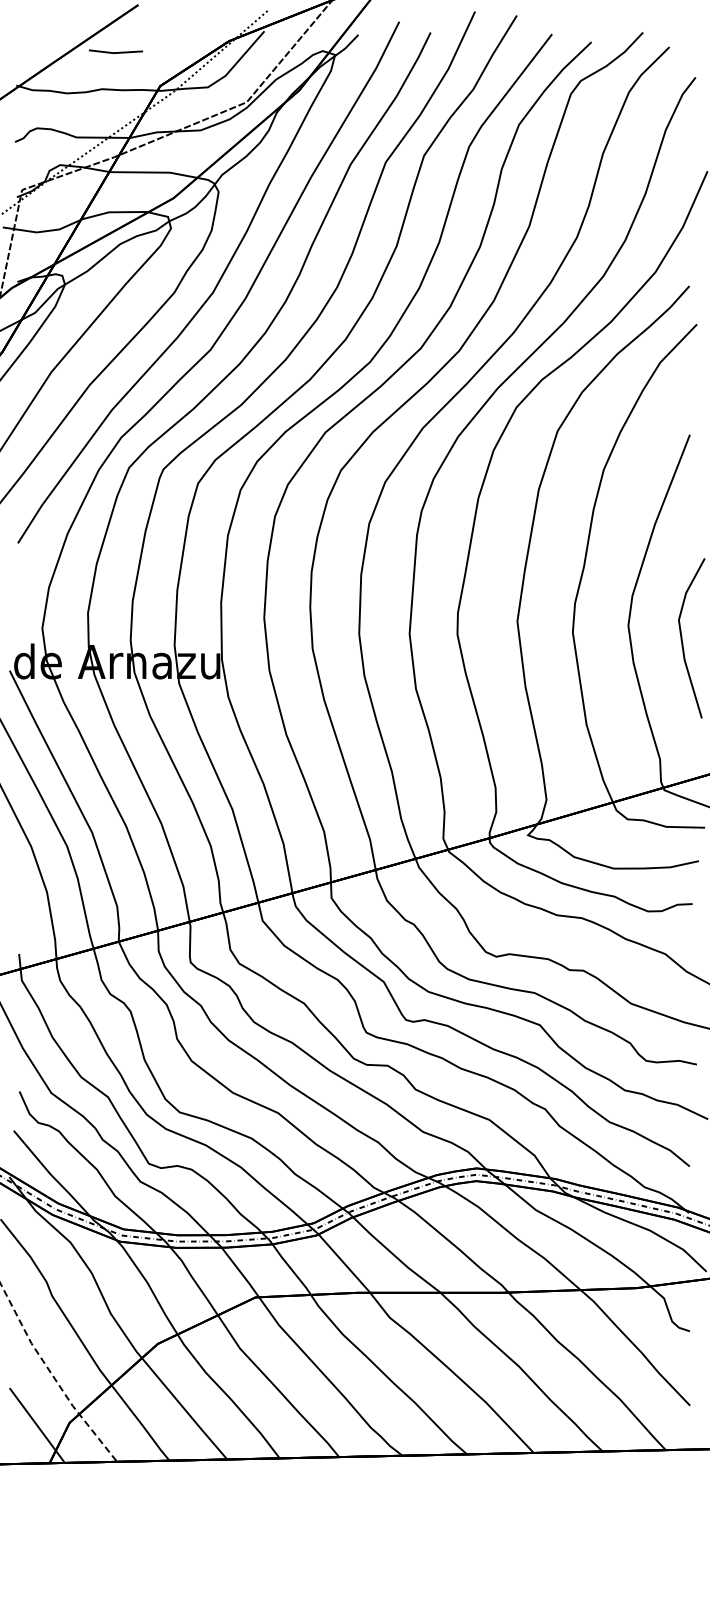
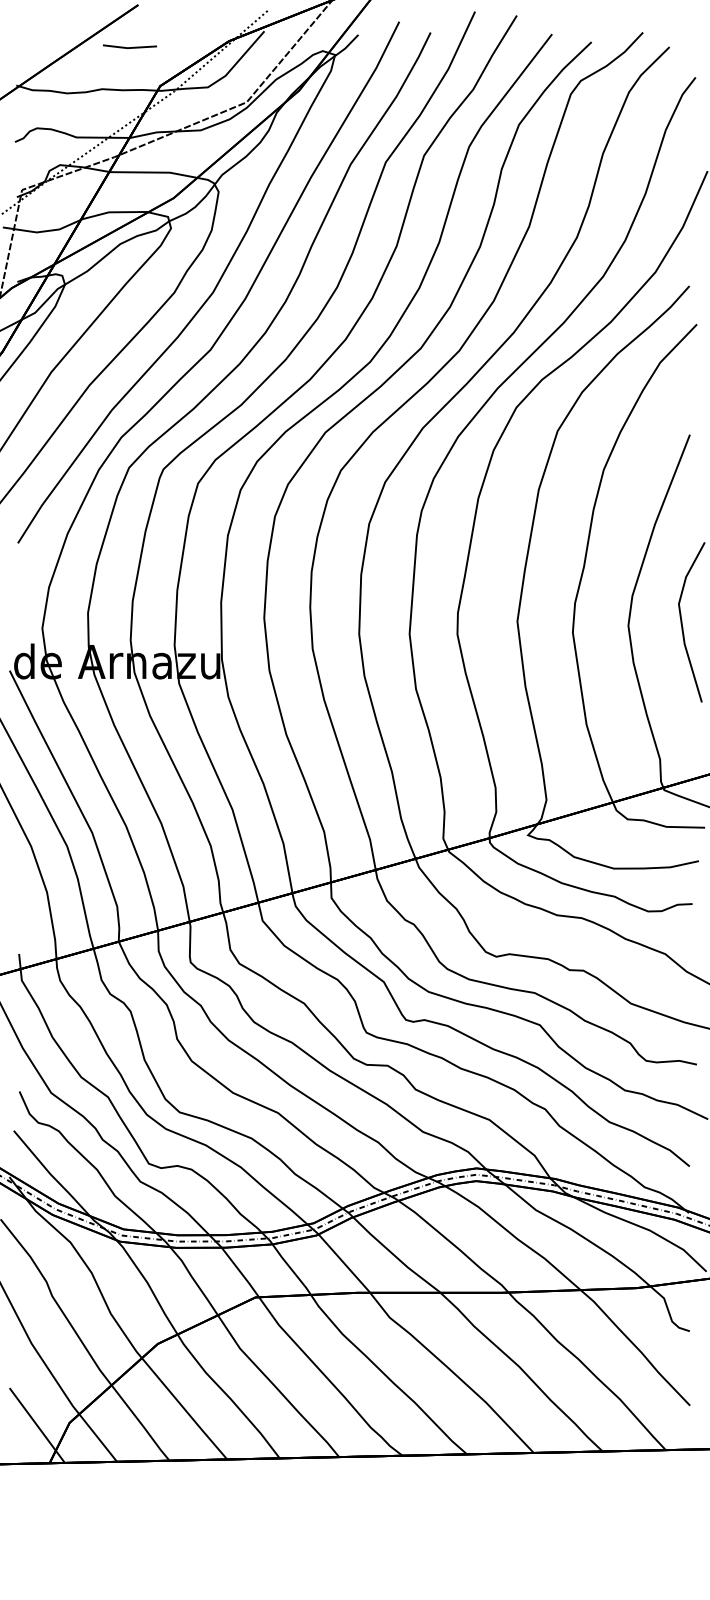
line position: (115, 52) -> (129, 47) (129, 47)
line position: (682, 638) -> (682, 622) (682, 622)
line: dashed -> solid (53, 1376)
